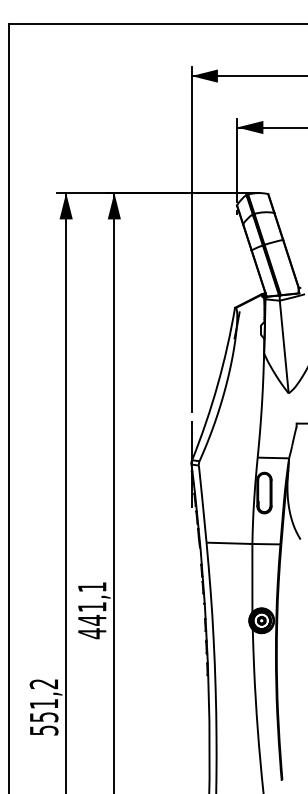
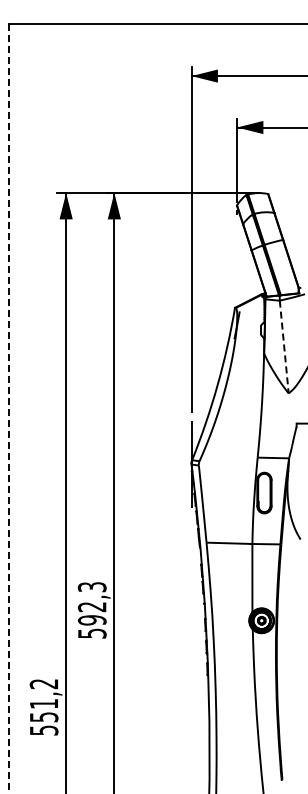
line: solid -> dashed (284, 347)
line: solid -> dashed (9, 408)
text: 441,1 -> 592,3 (91, 610)
